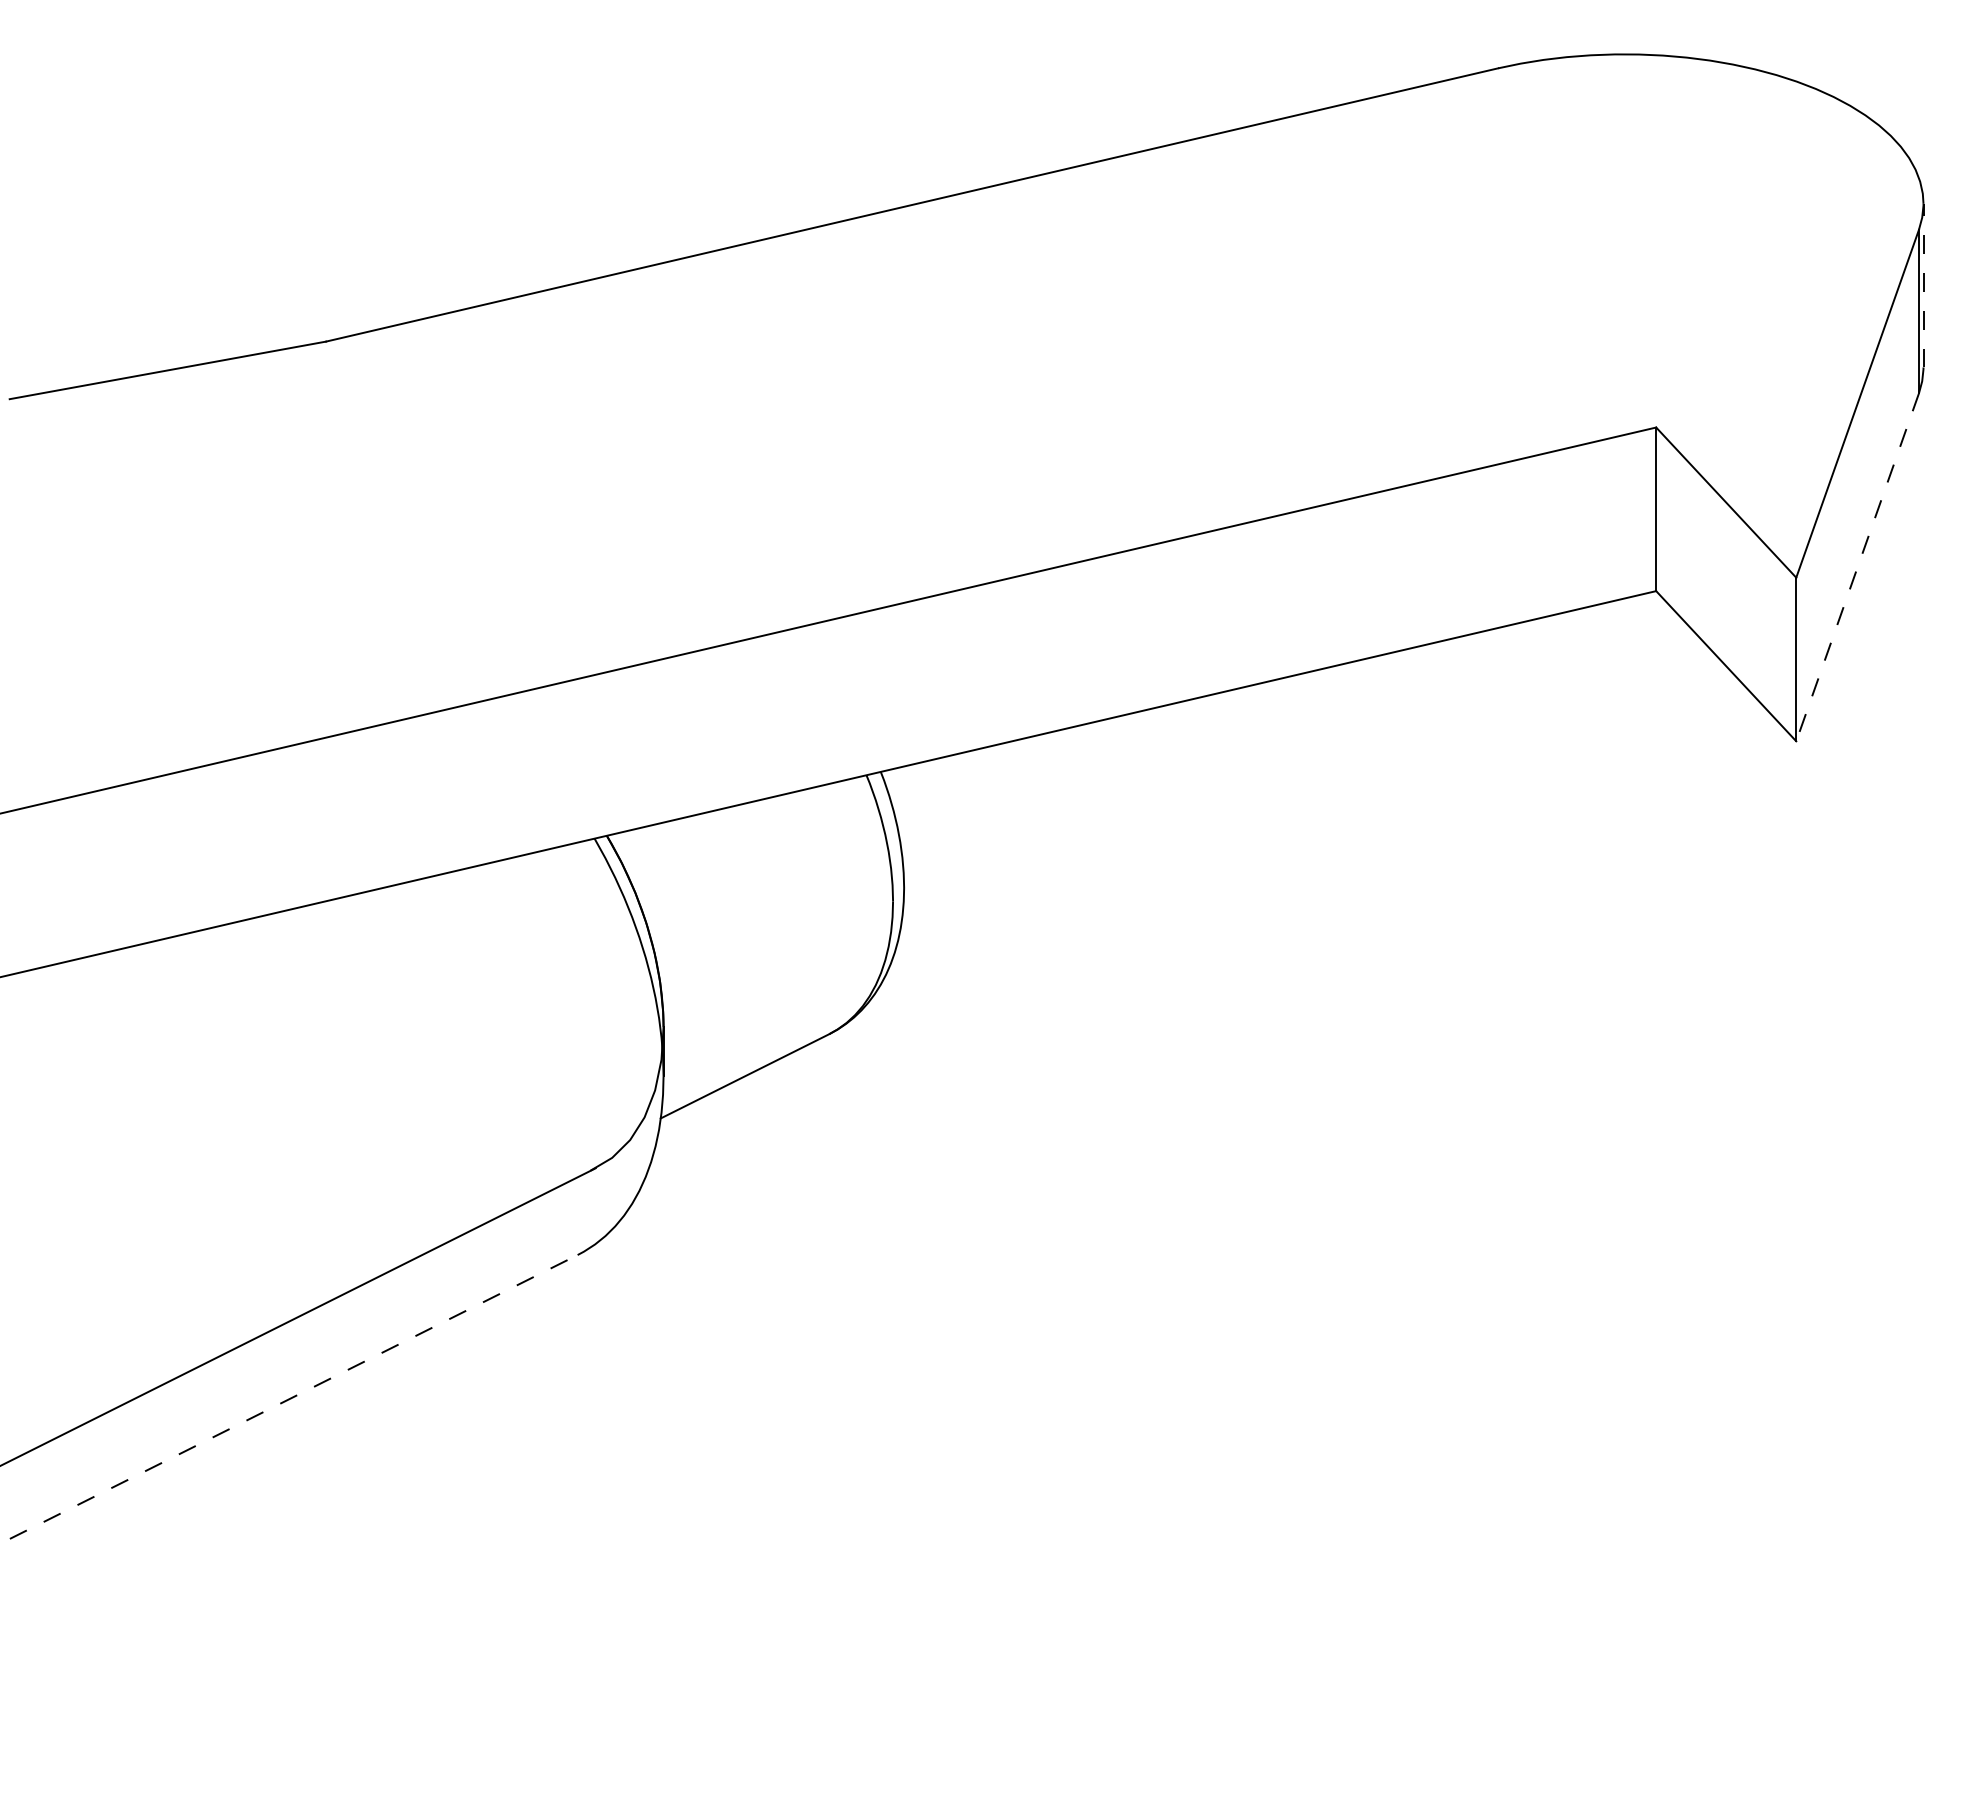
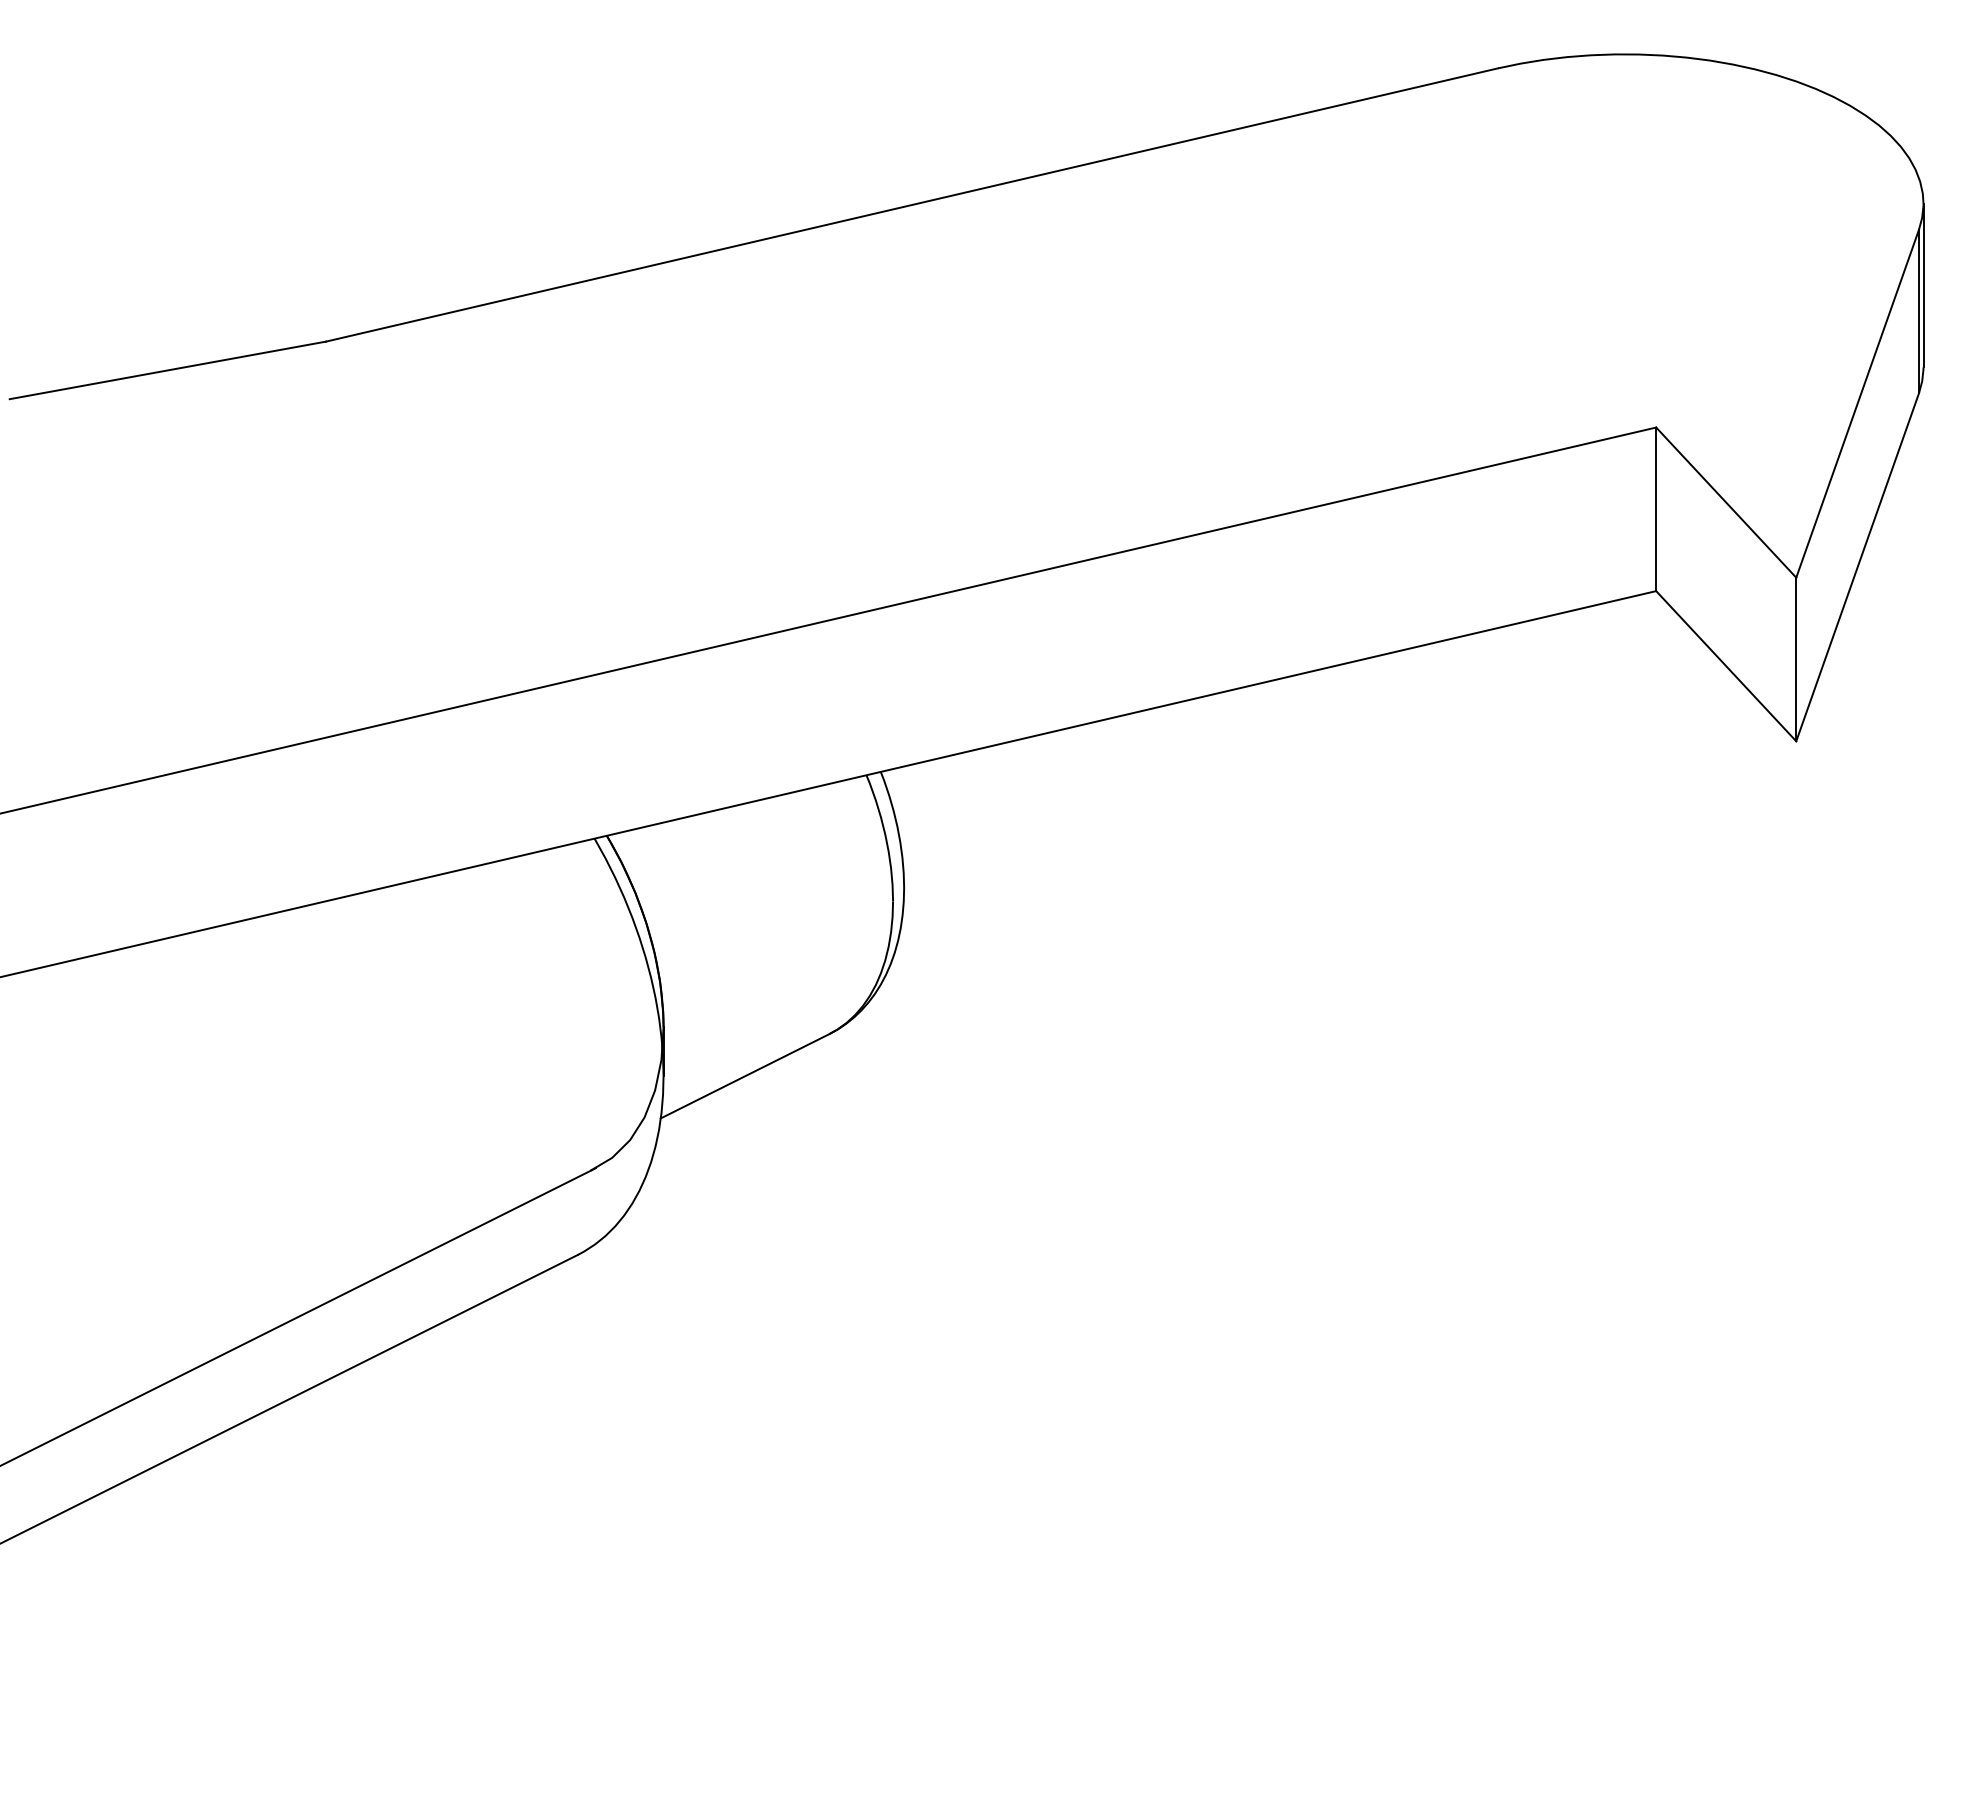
line: dashed -> solid (1923, 285)
line: dashed -> solid (1857, 567)
line: dashed -> solid (289, 1399)
